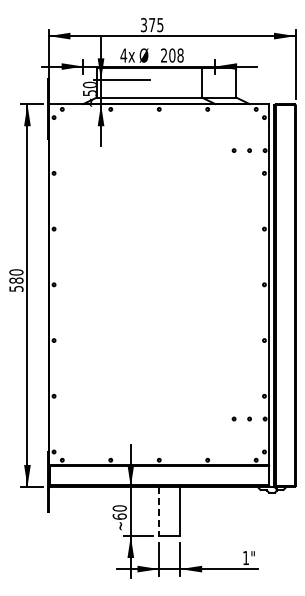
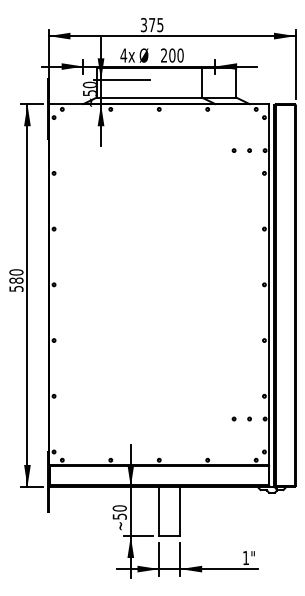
text: 208 -> 200 (180, 55)
line: dashed -> solid (159, 511)
text: ~60 -> ~50 (119, 516)
